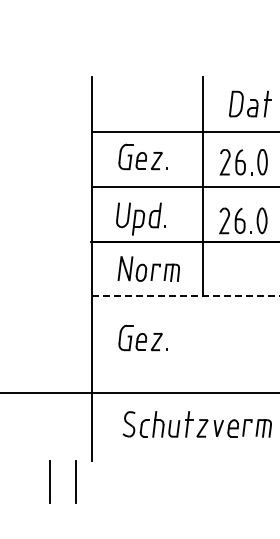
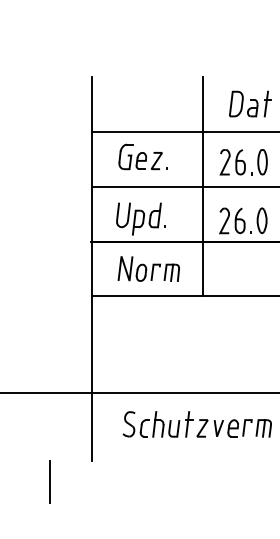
line: dashed -> solid (185, 296)
part: present -> none (142, 337)
line: present -> none (75, 481)
